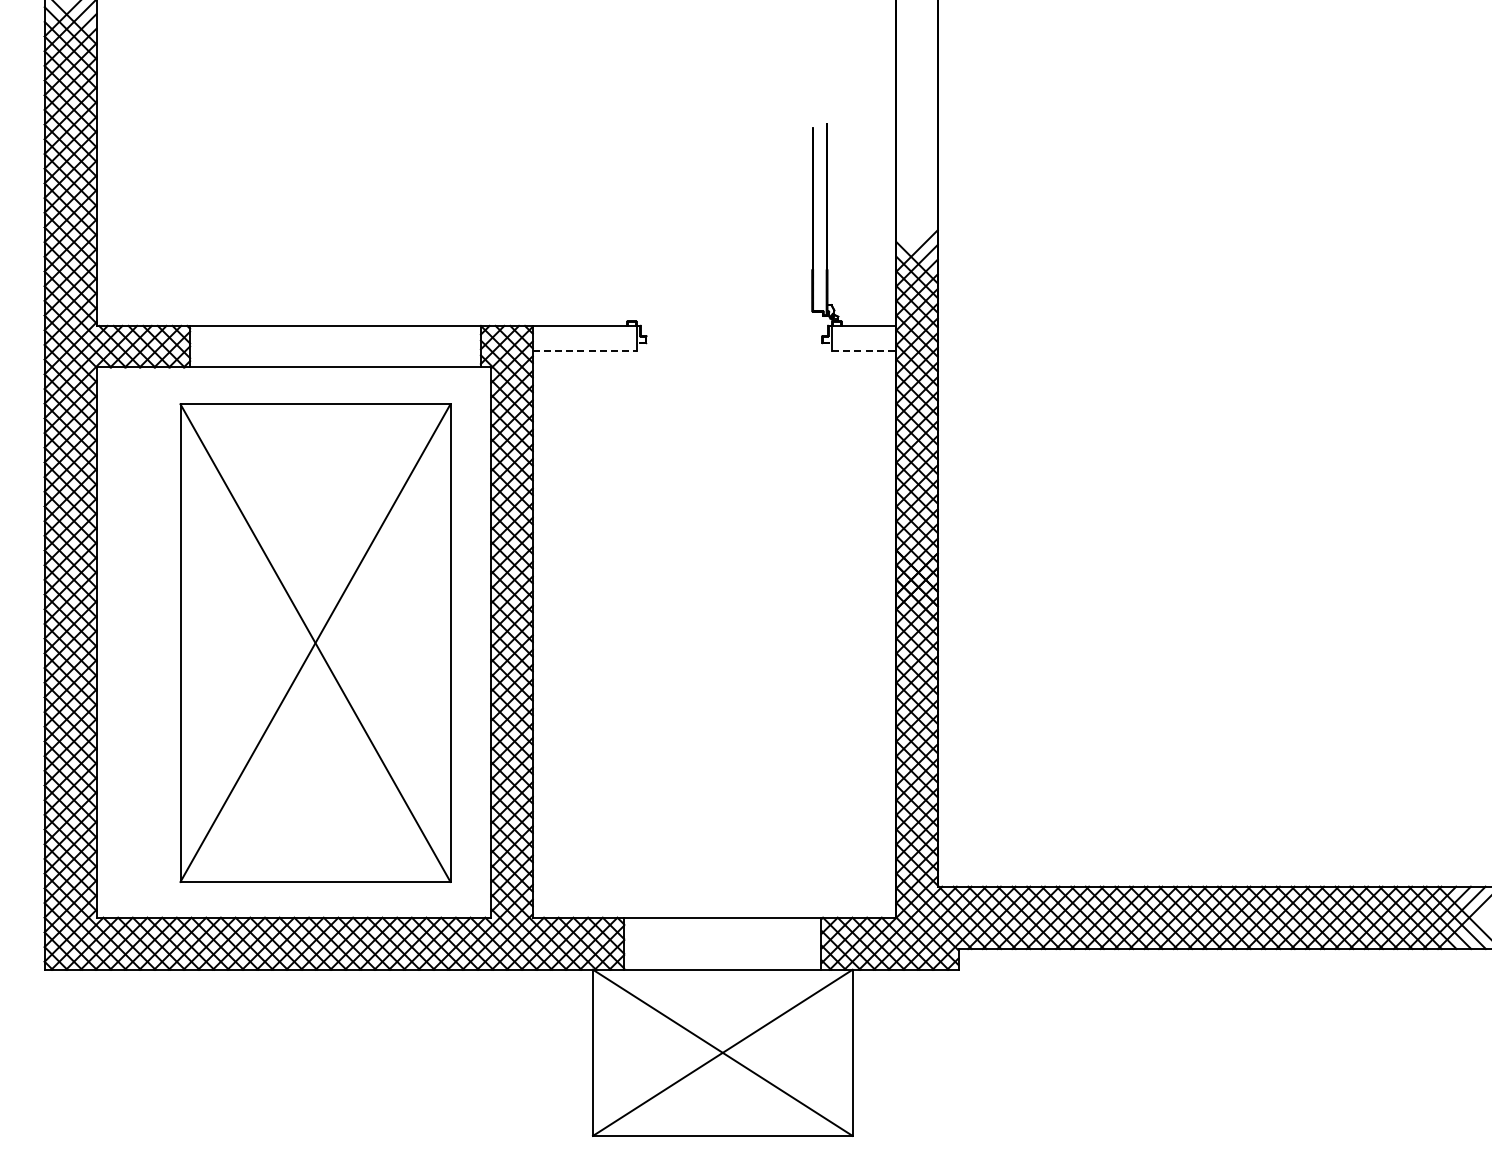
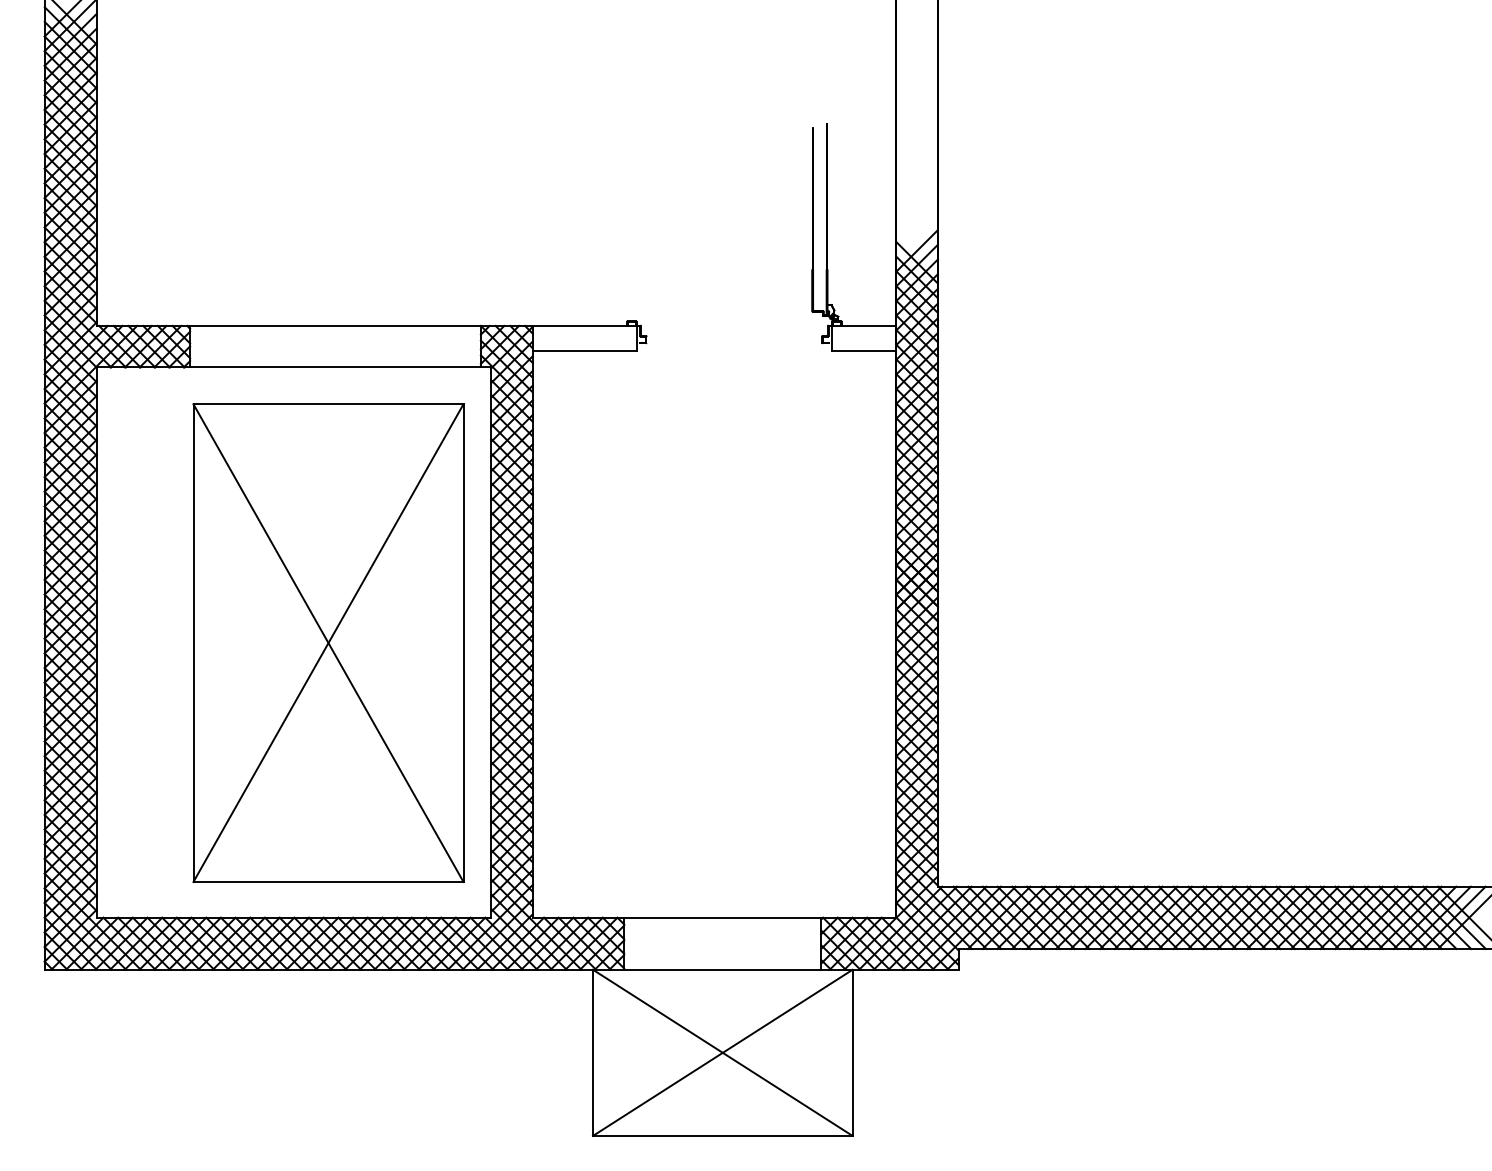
line: dashed -> solid (584, 350)
line: dashed -> solid (864, 350)
part position: (315, 642) -> (328, 642) (328, 642)
